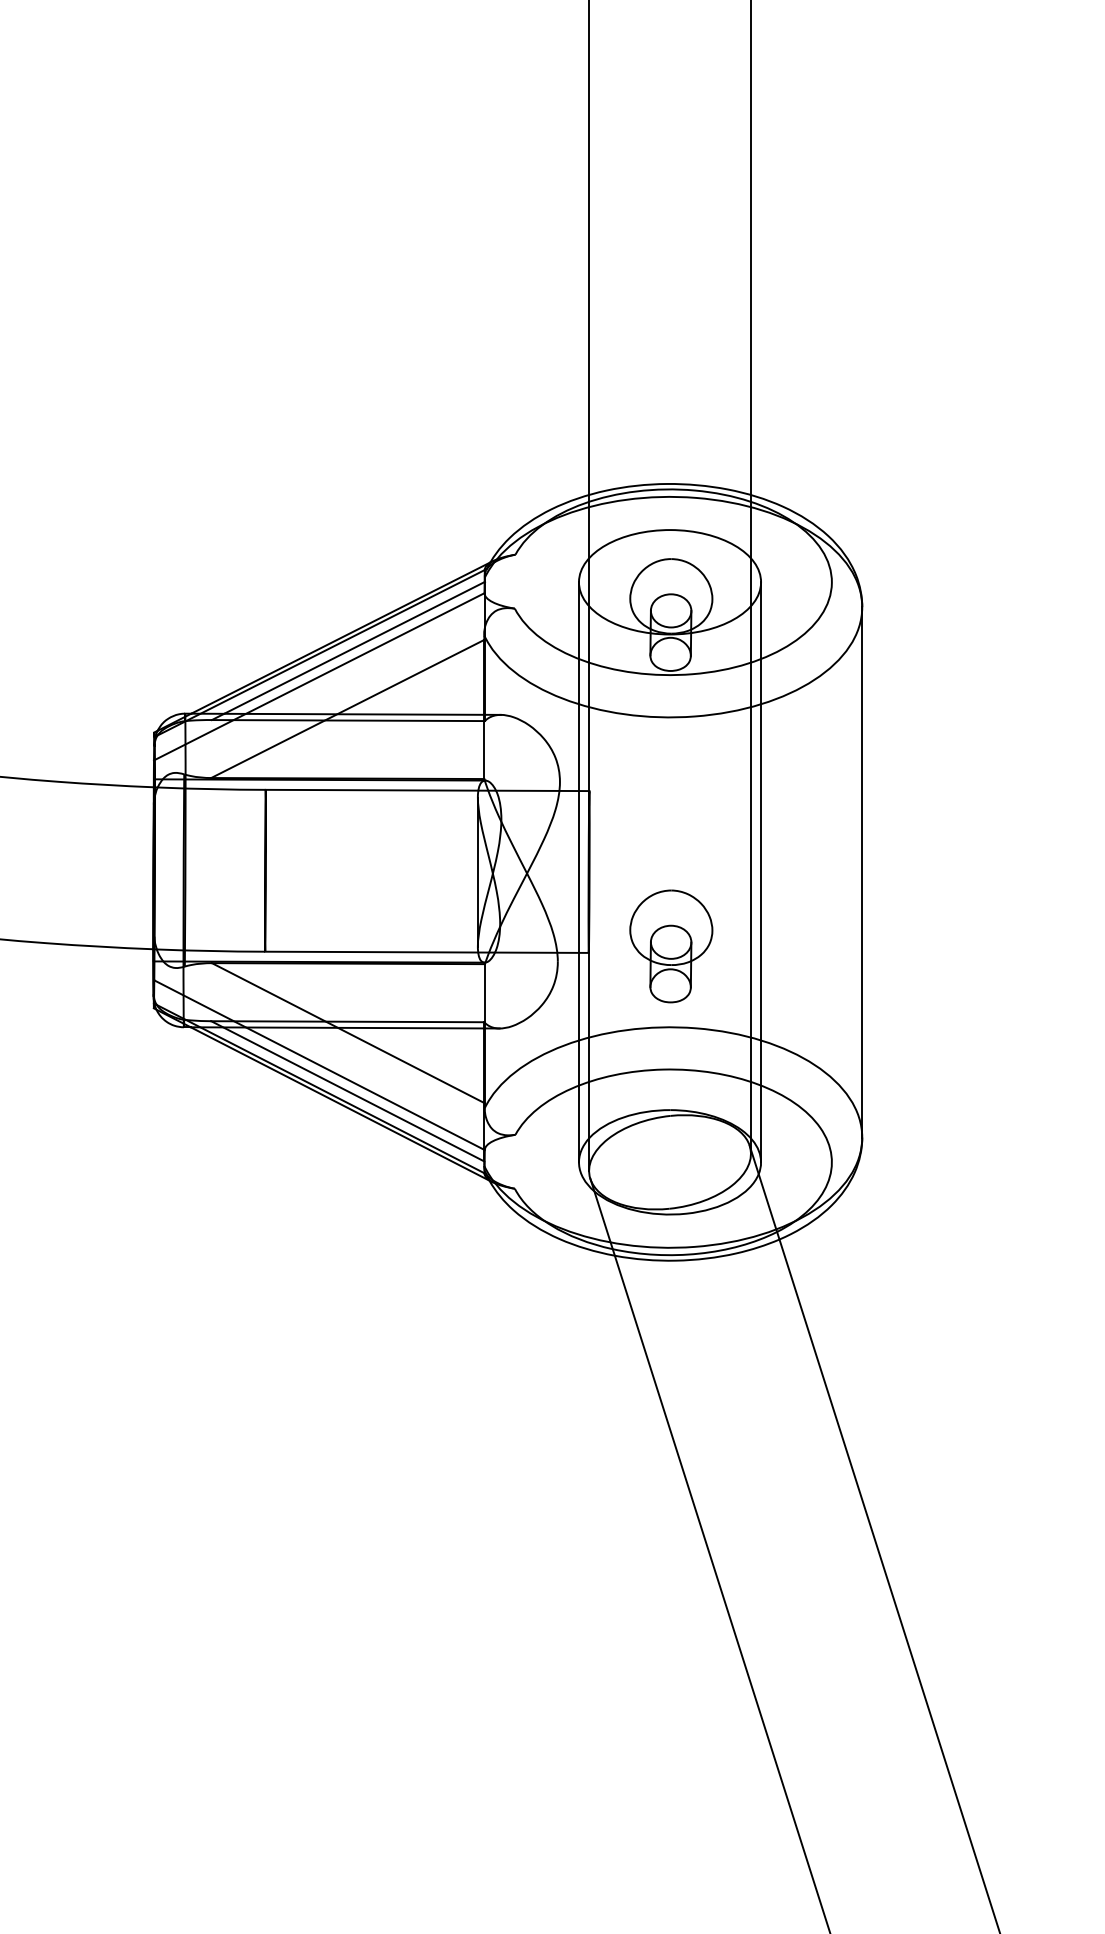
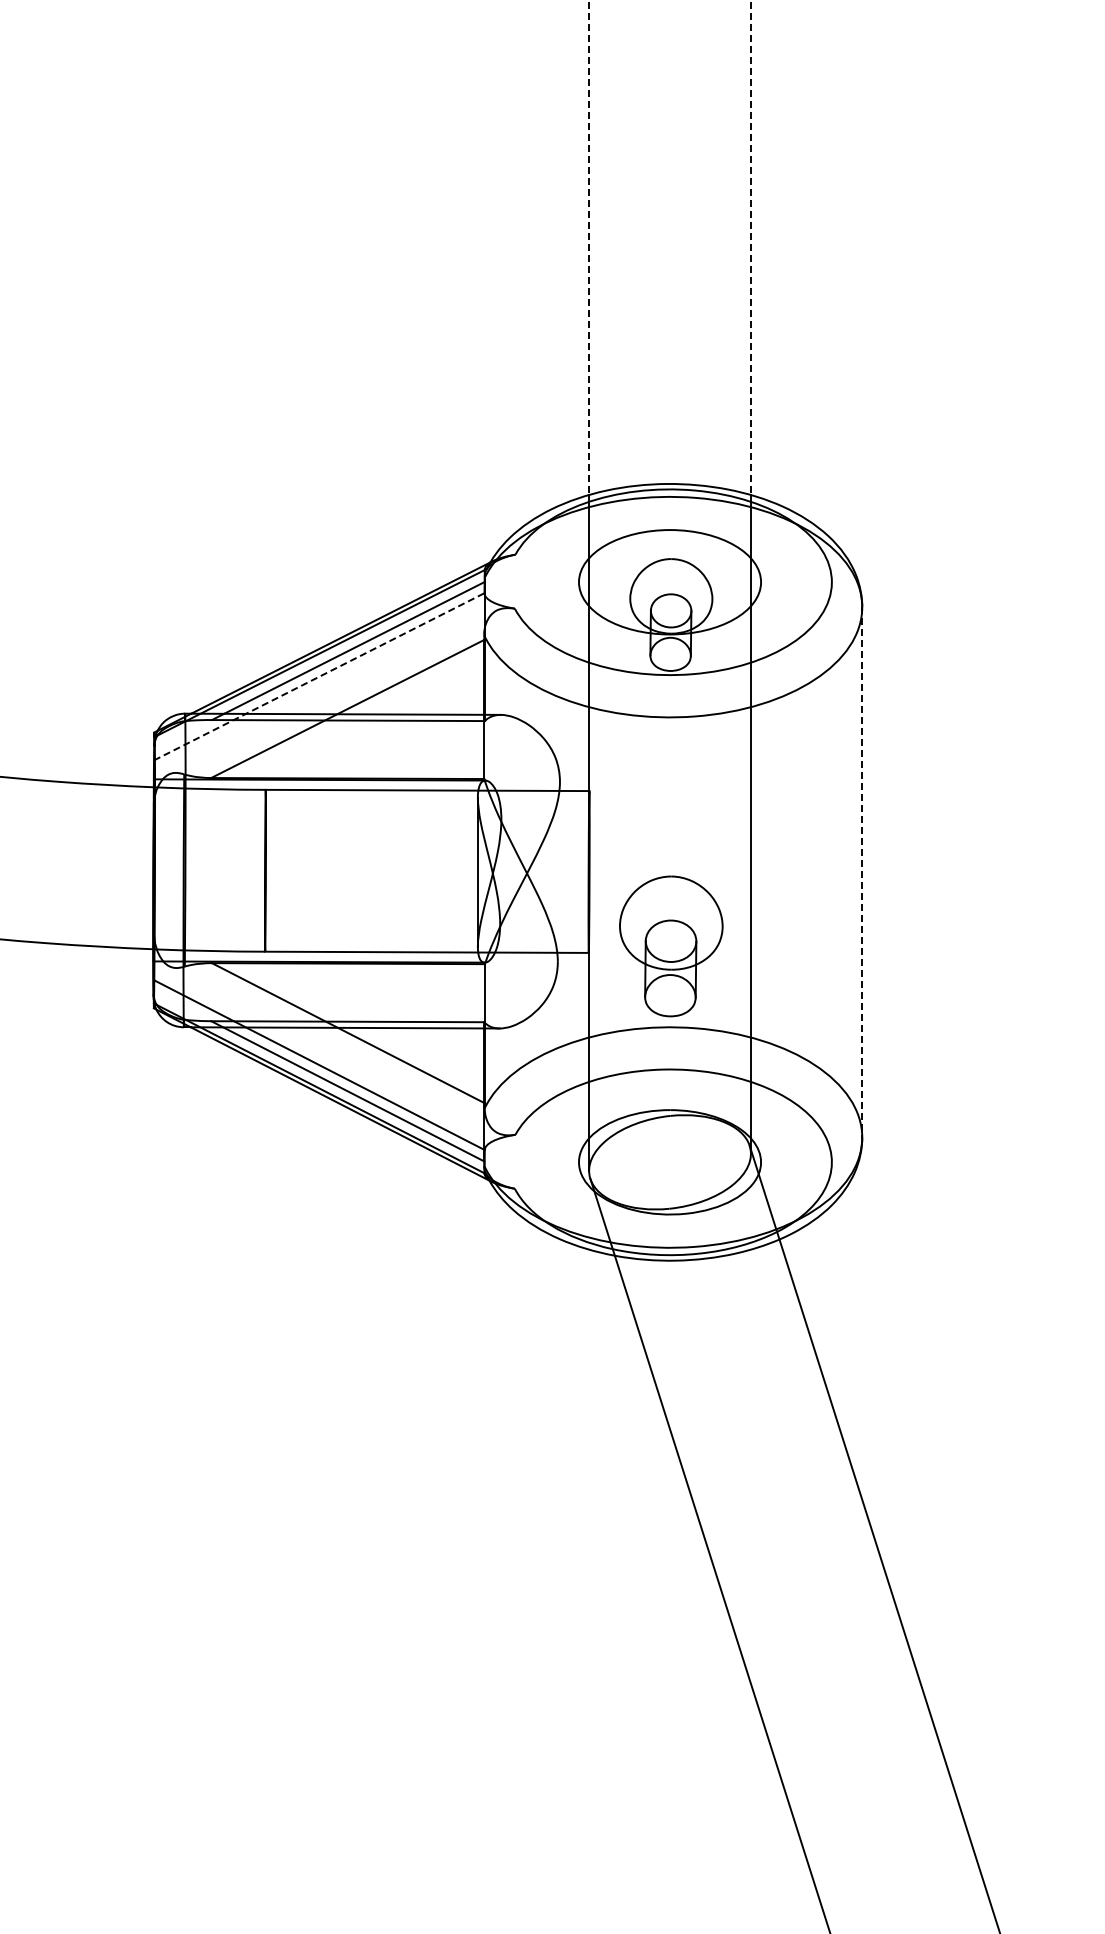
line: solid -> dashed (589, 248)
line: solid -> dashed (750, 248)
line: solid -> dashed (319, 676)
line: present -> none (578, 872)
line: present -> none (761, 872)
line: solid -> dashed (862, 872)
part size: 85x115 px -> 105x143 px (671, 946)
